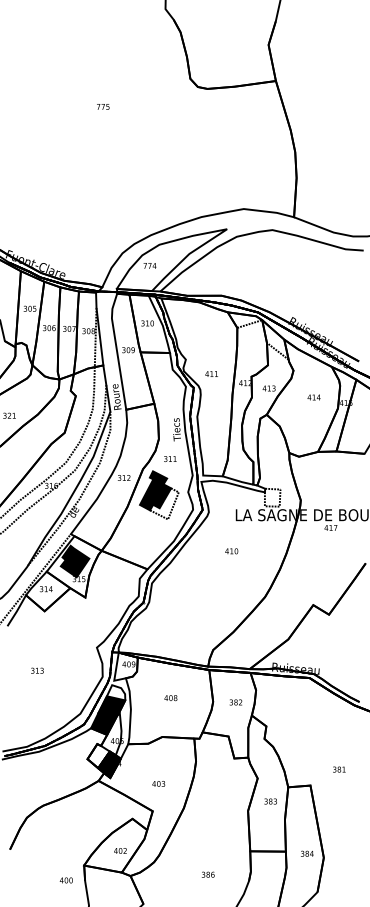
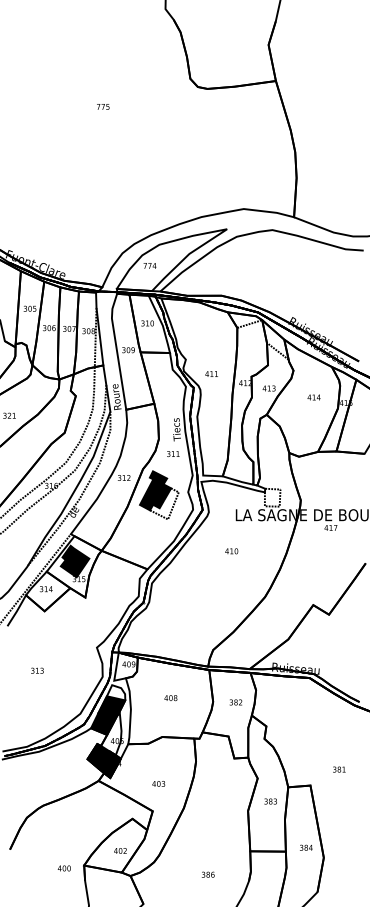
text position: (170, 458) -> (173, 453) (173, 453)
fill: none -> present (98, 756)
text position: (307, 853) -> (306, 847) (306, 847)
text position: (65, 880) -> (63, 868) (63, 868)
